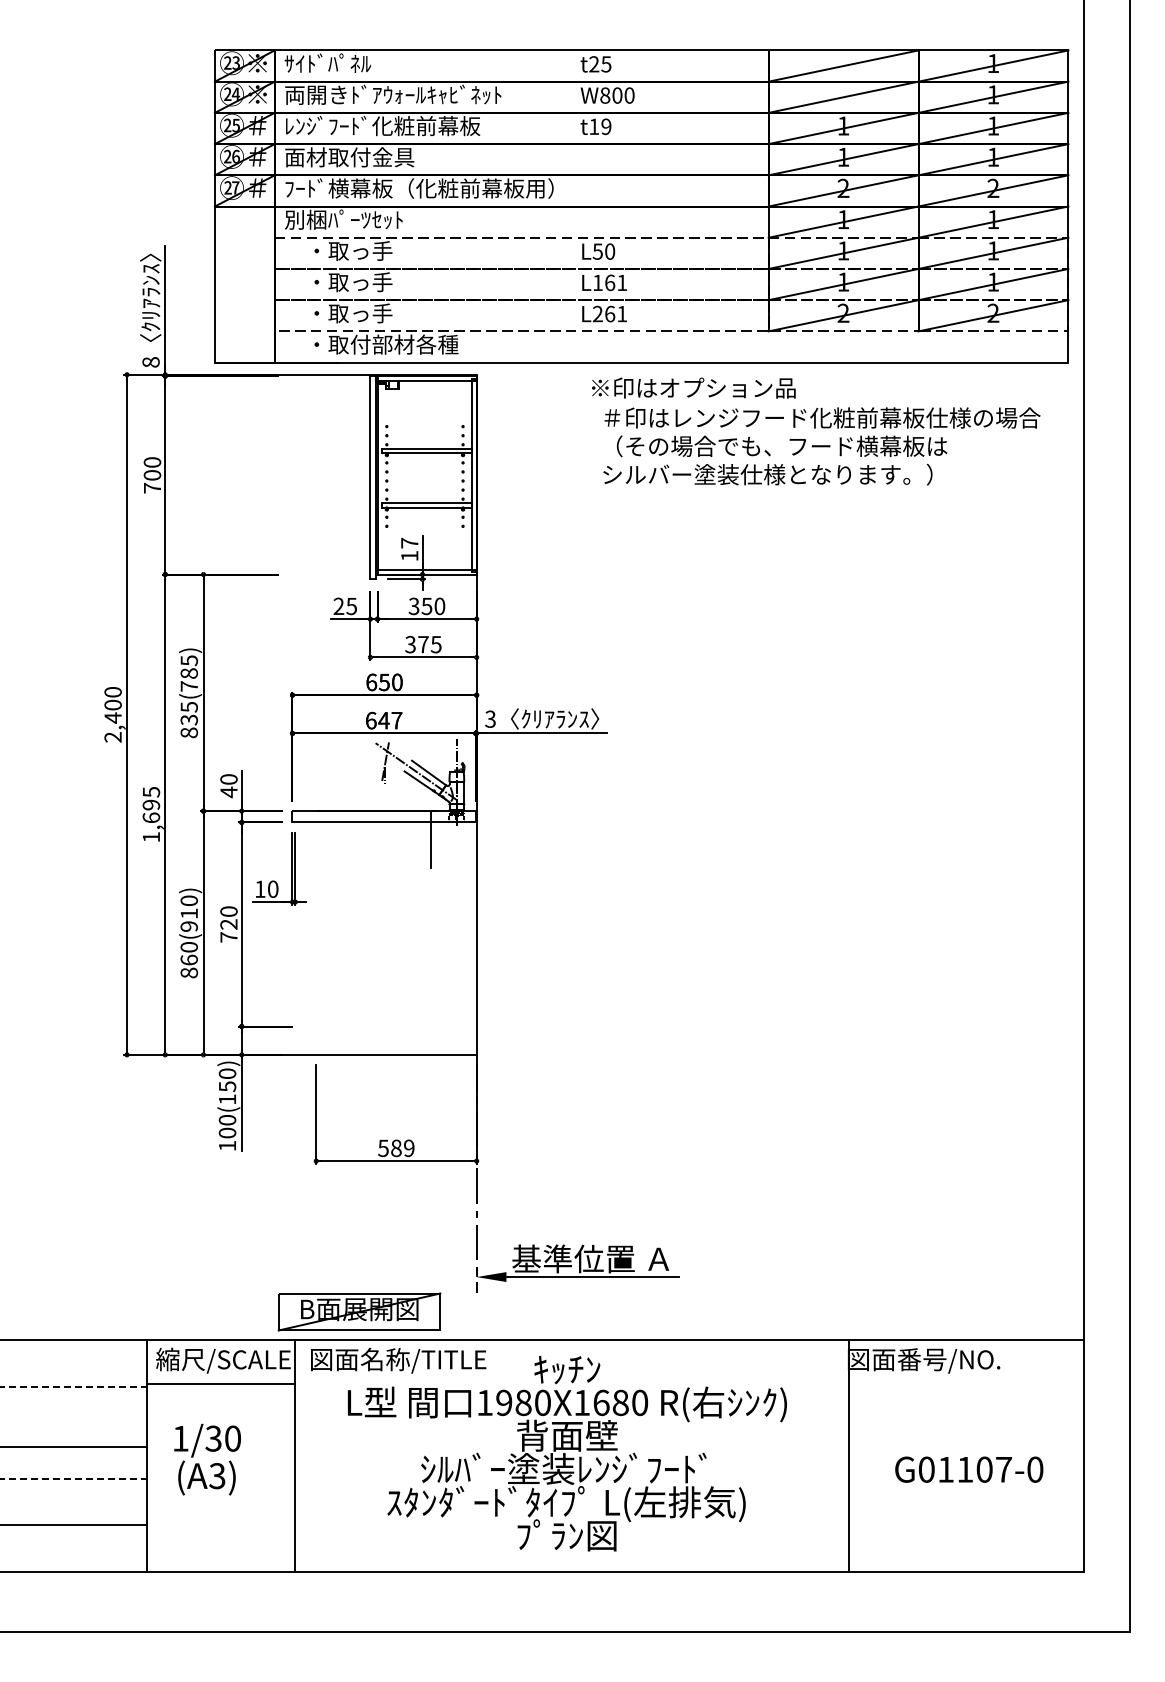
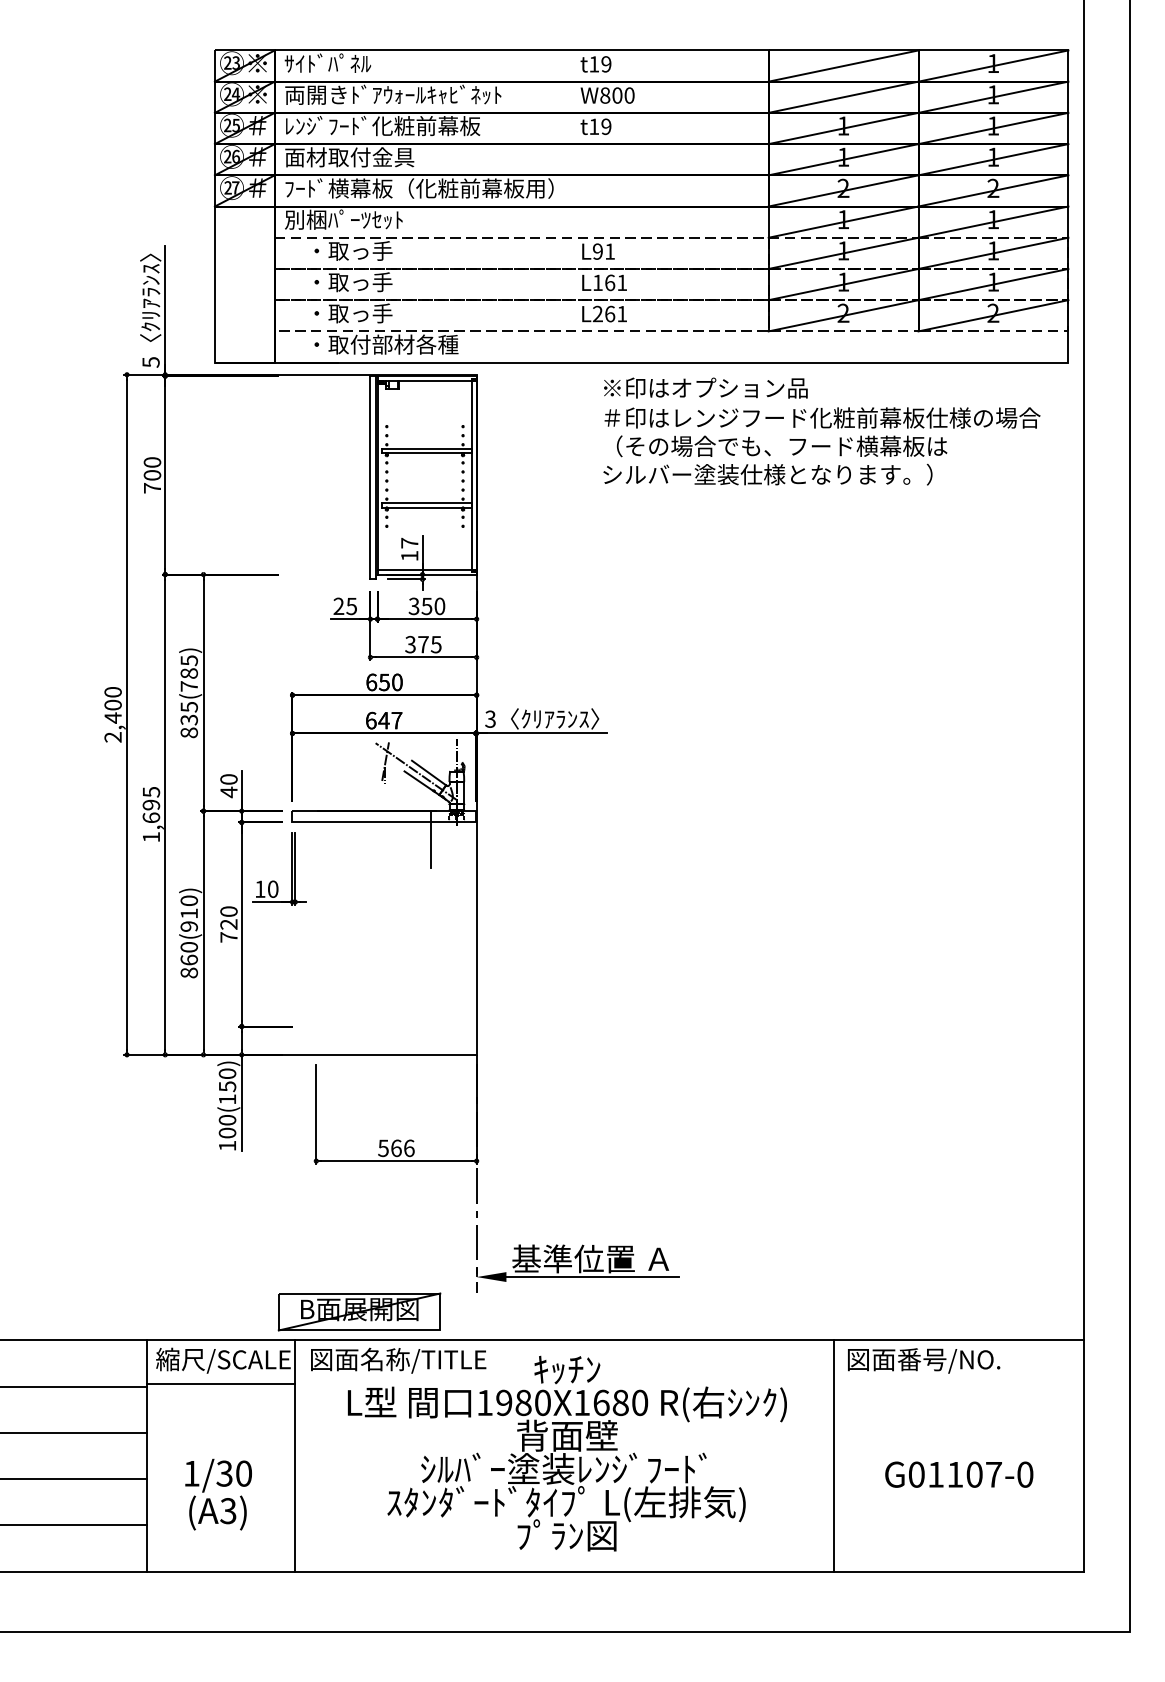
text: t25 -> t19 (600, 64)
text: L50 -> L91 (603, 251)
text: 8 -> 5 (150, 362)
text position: (693, 387) -> (705, 387) (705, 387)
text: 589 -> 566 (402, 1148)
line: dashed -> solid (74, 1386)
line position: (74, 1446) -> (74, 1432) (74, 1432)
line position: (849, 1455) -> (834, 1455) (834, 1455)
text position: (207, 1459) -> (218, 1494) (218, 1494)
text position: (969, 1469) -> (959, 1474) (959, 1474)
line: dashed -> solid (74, 1478)
